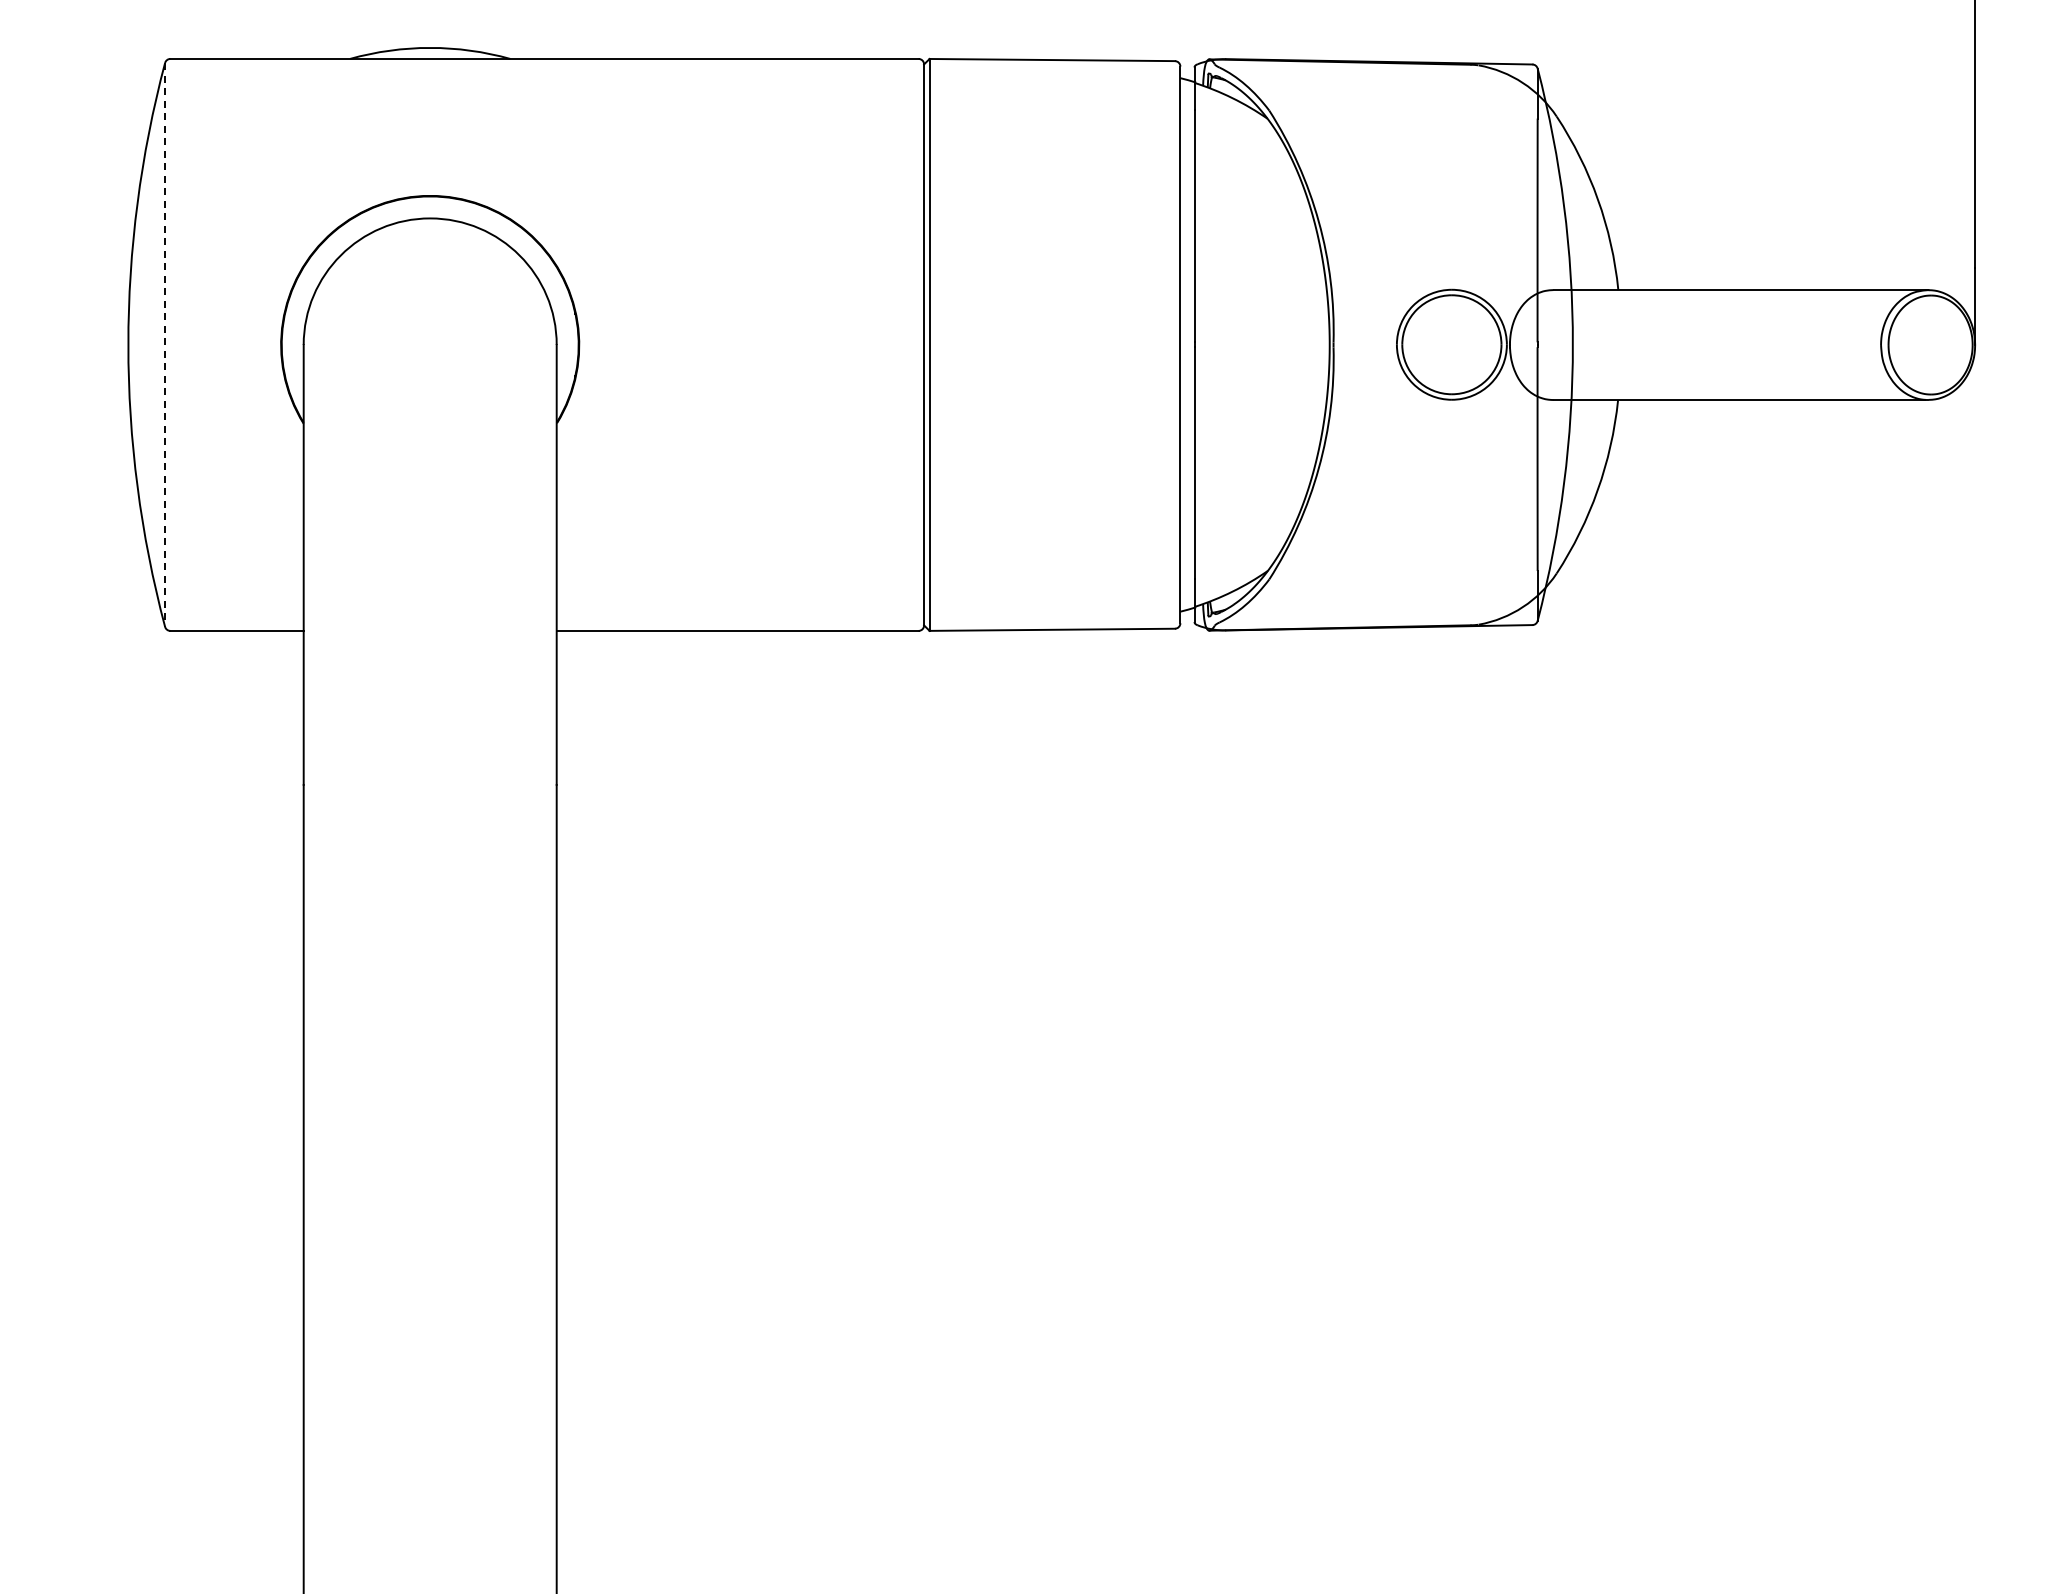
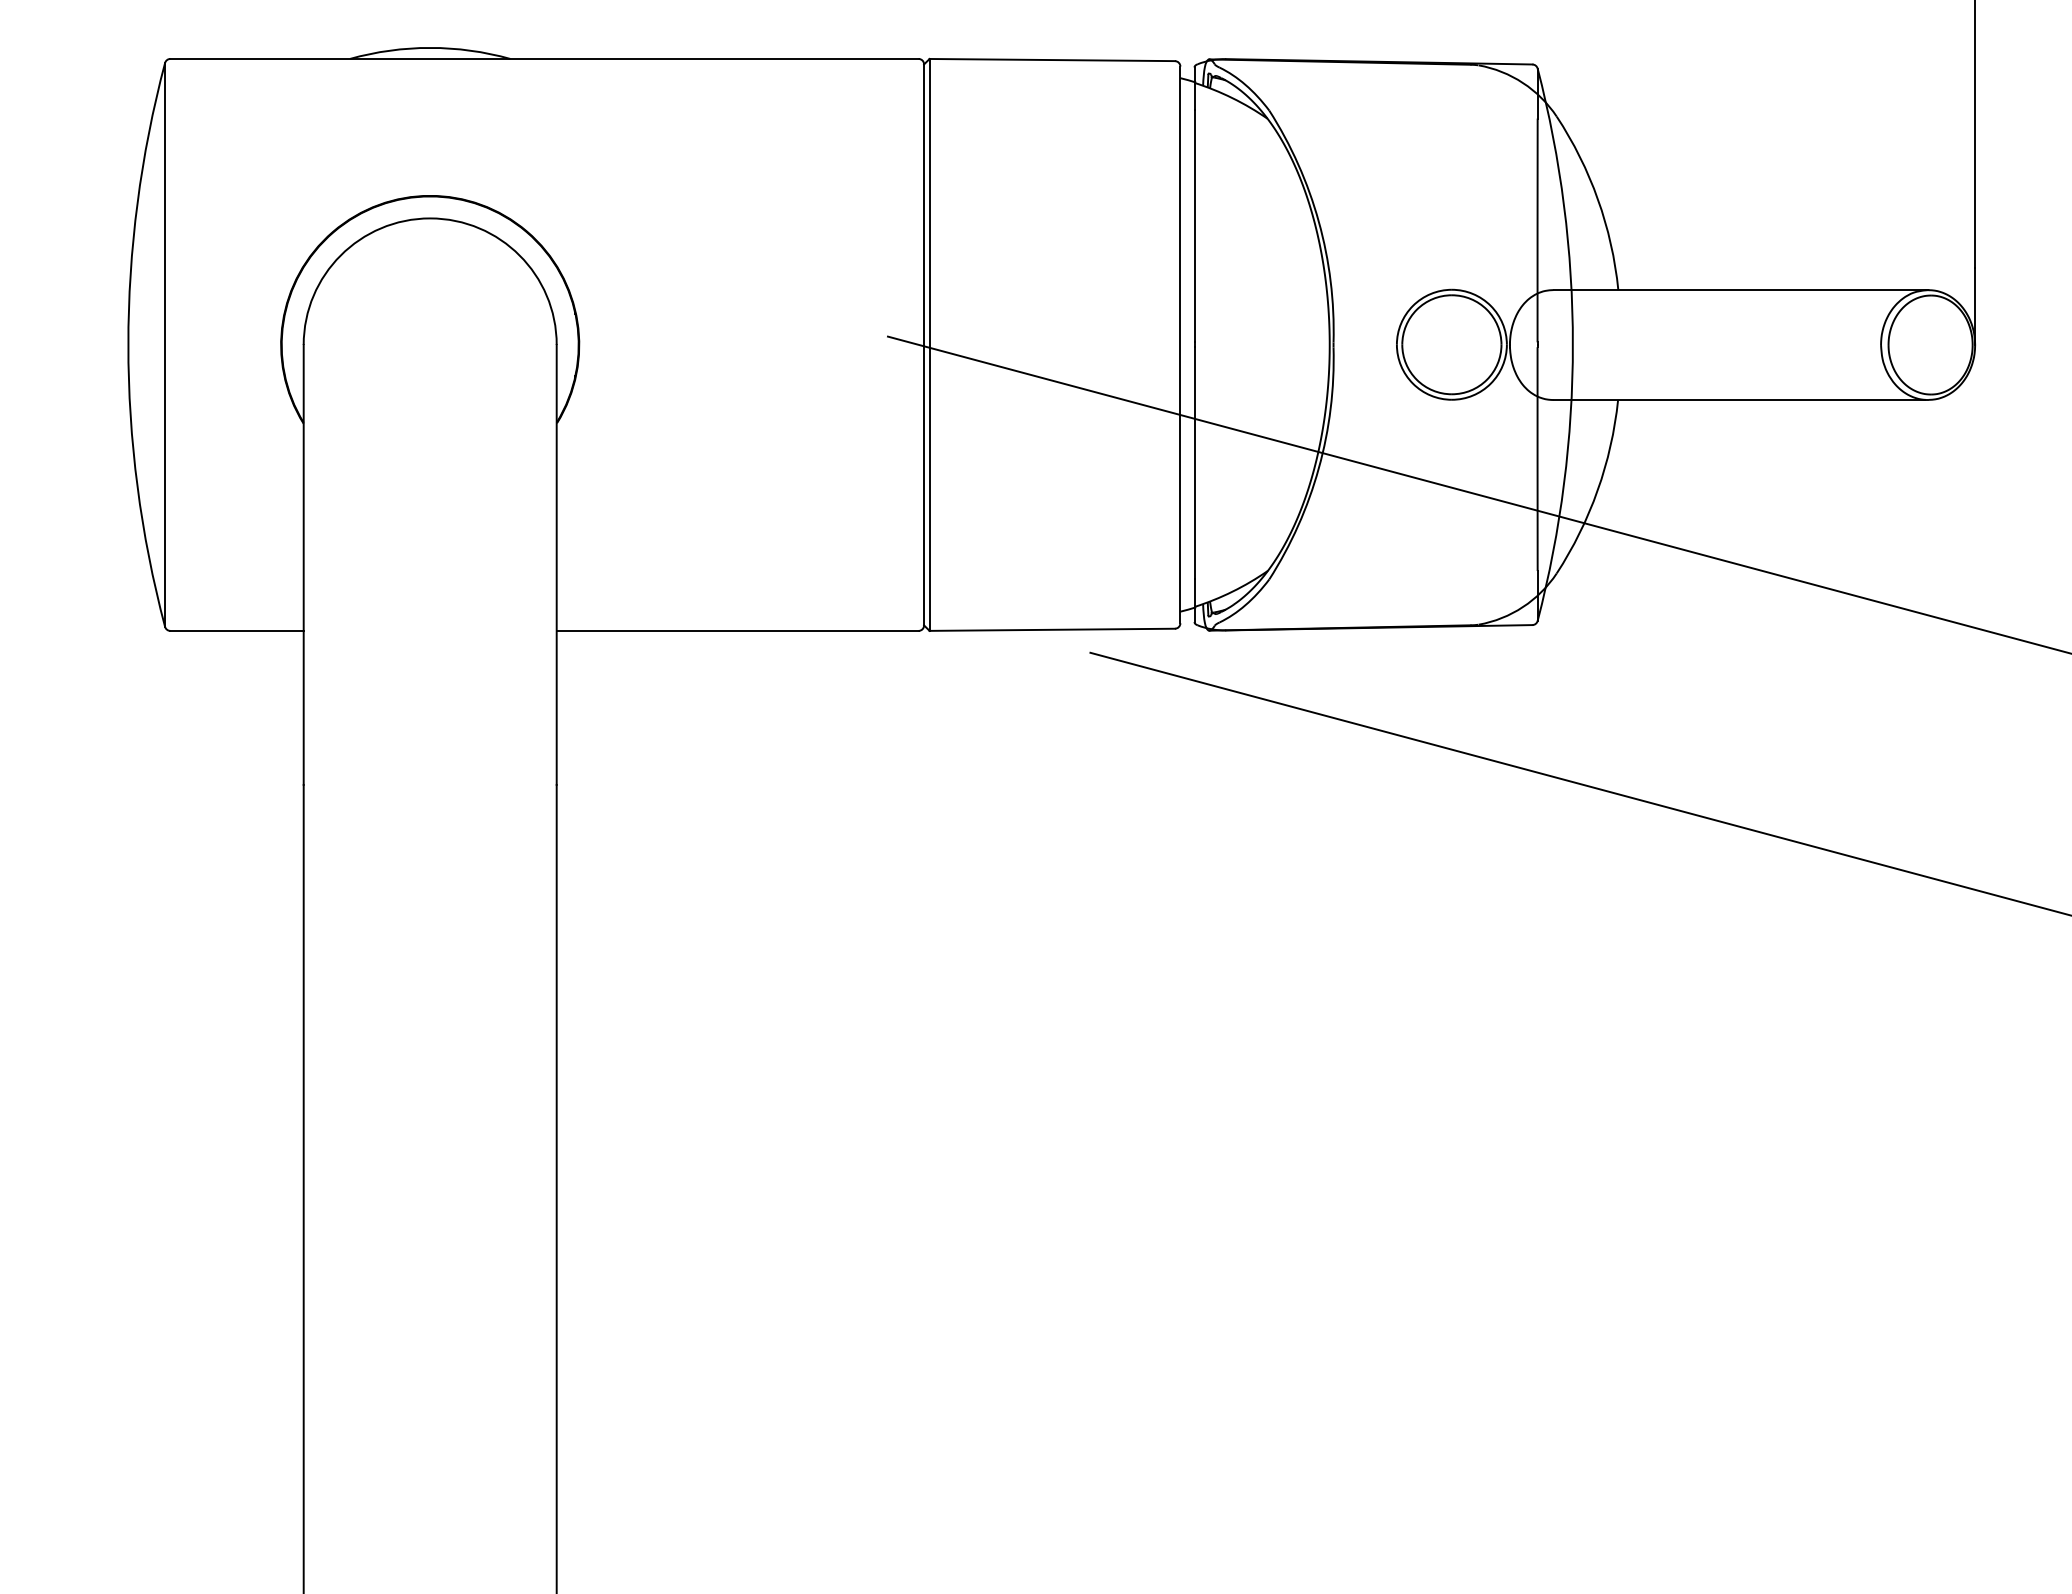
line: dashed -> solid (165, 344)
line: none -> present (1477, 494)
line: none -> present (1579, 783)
